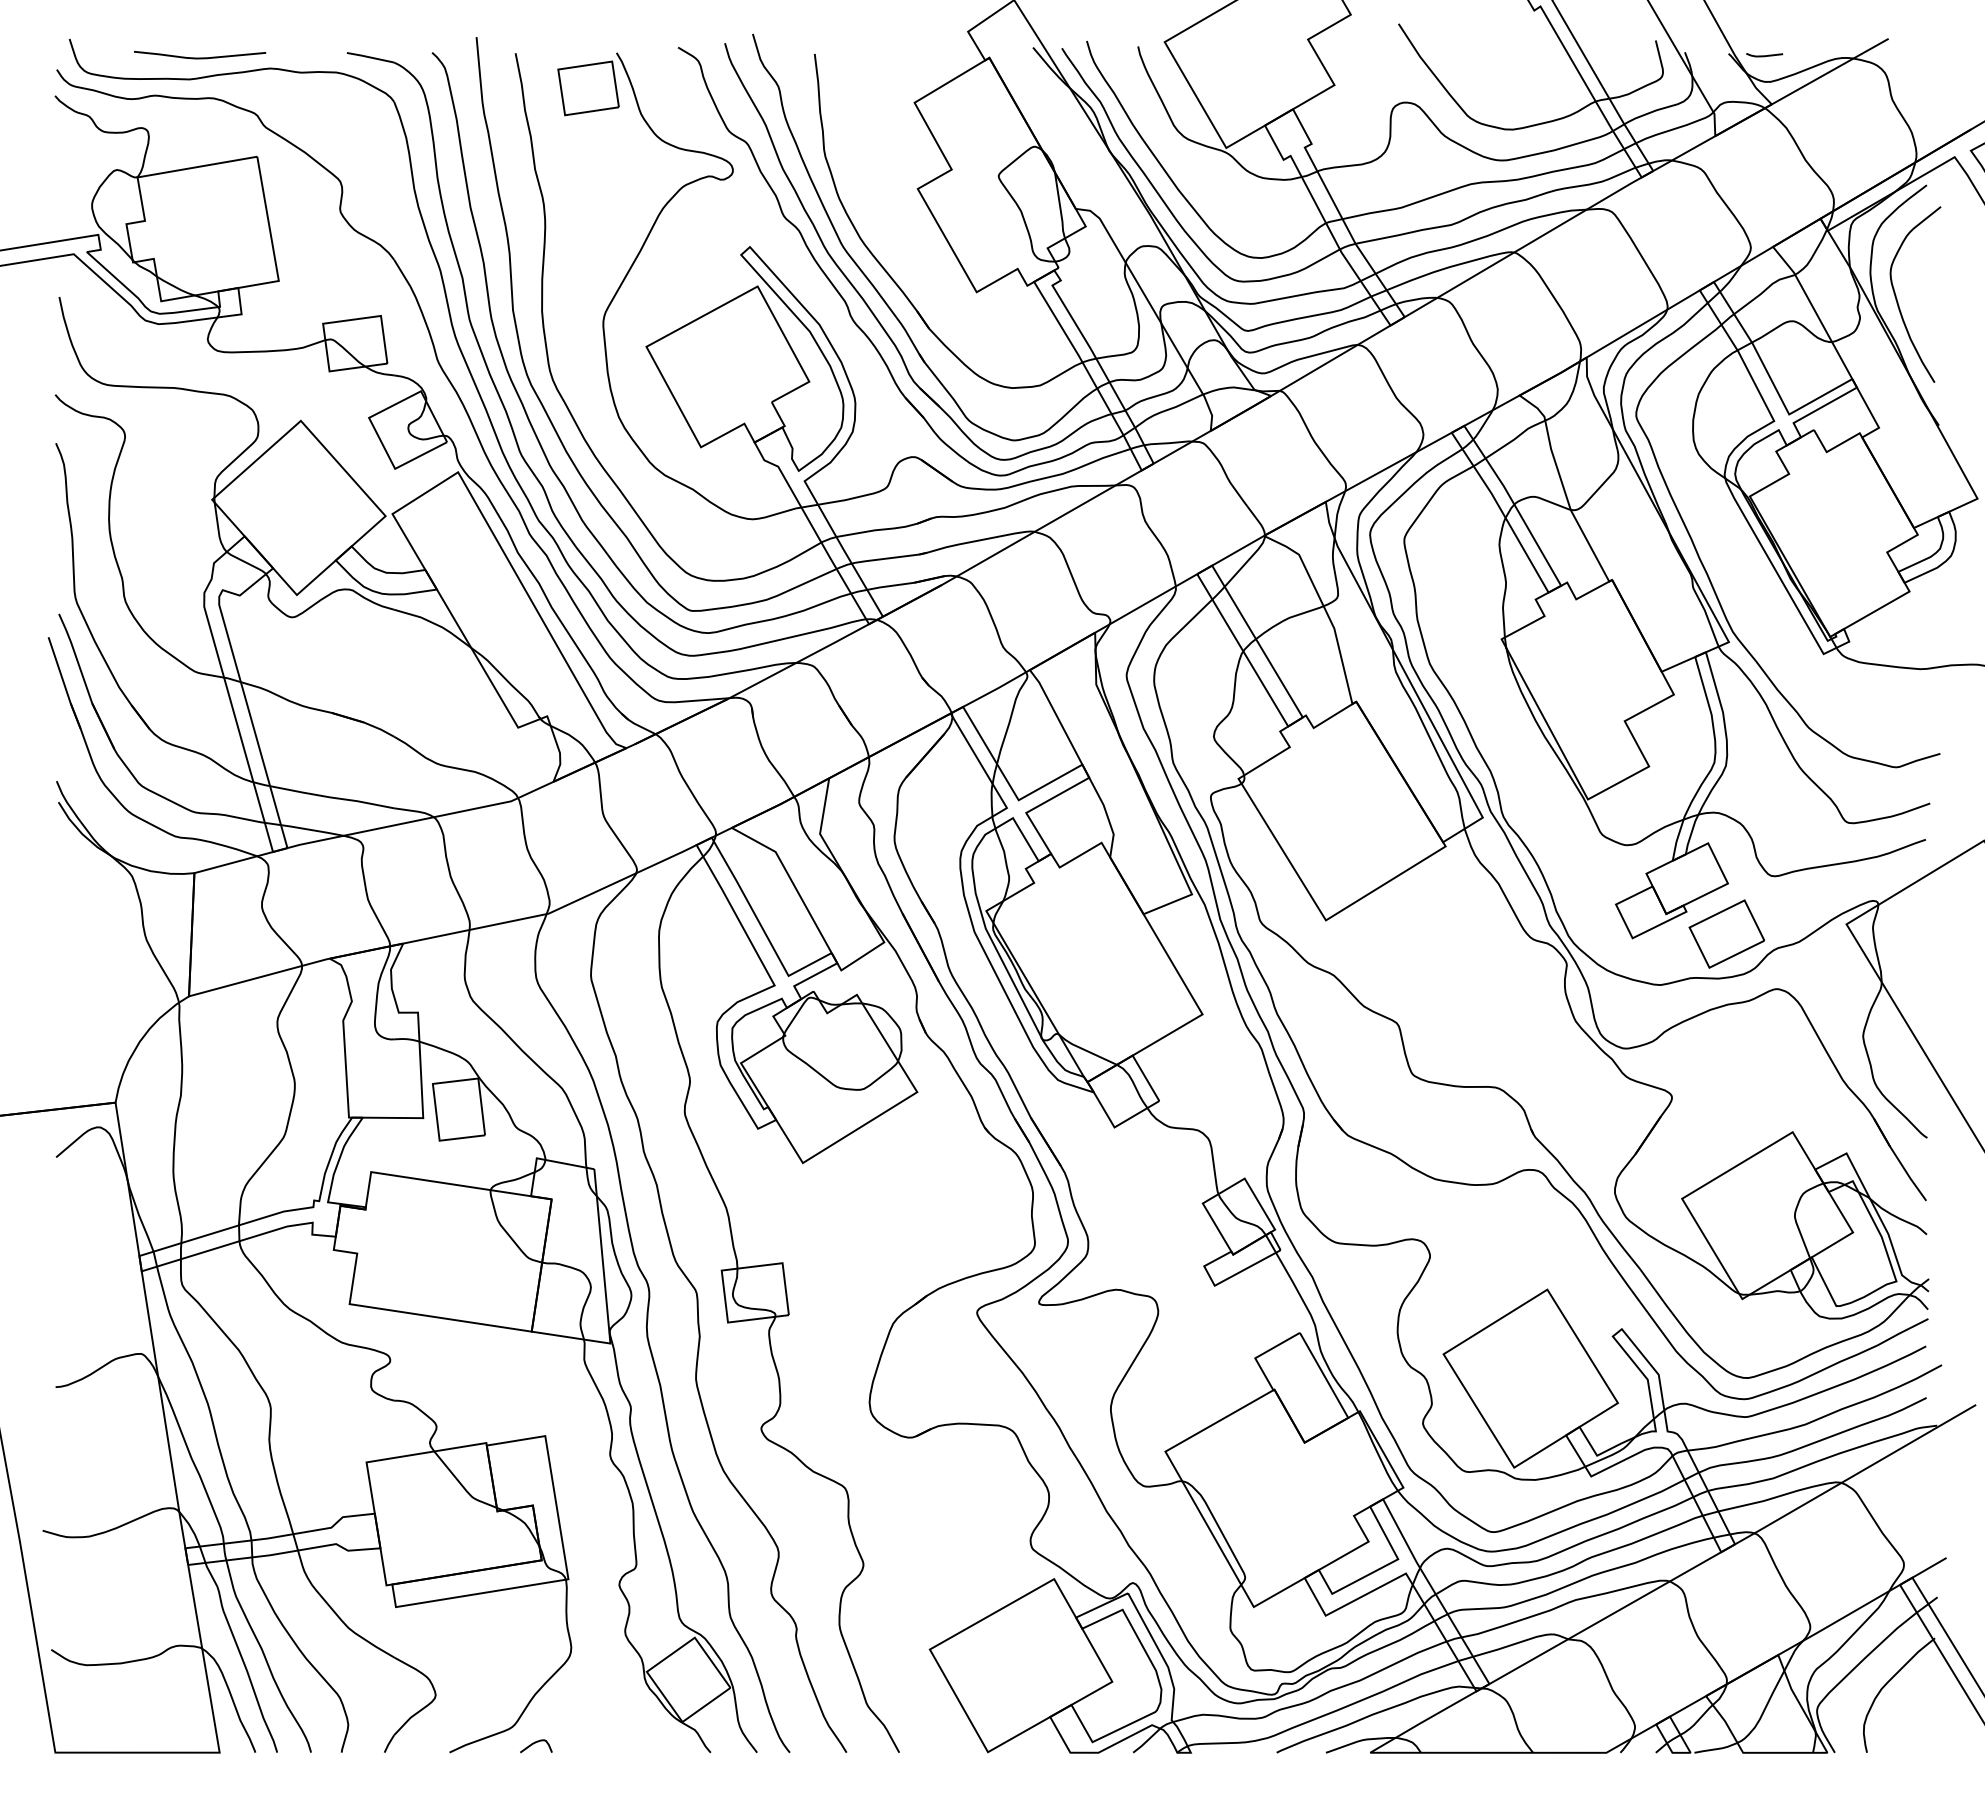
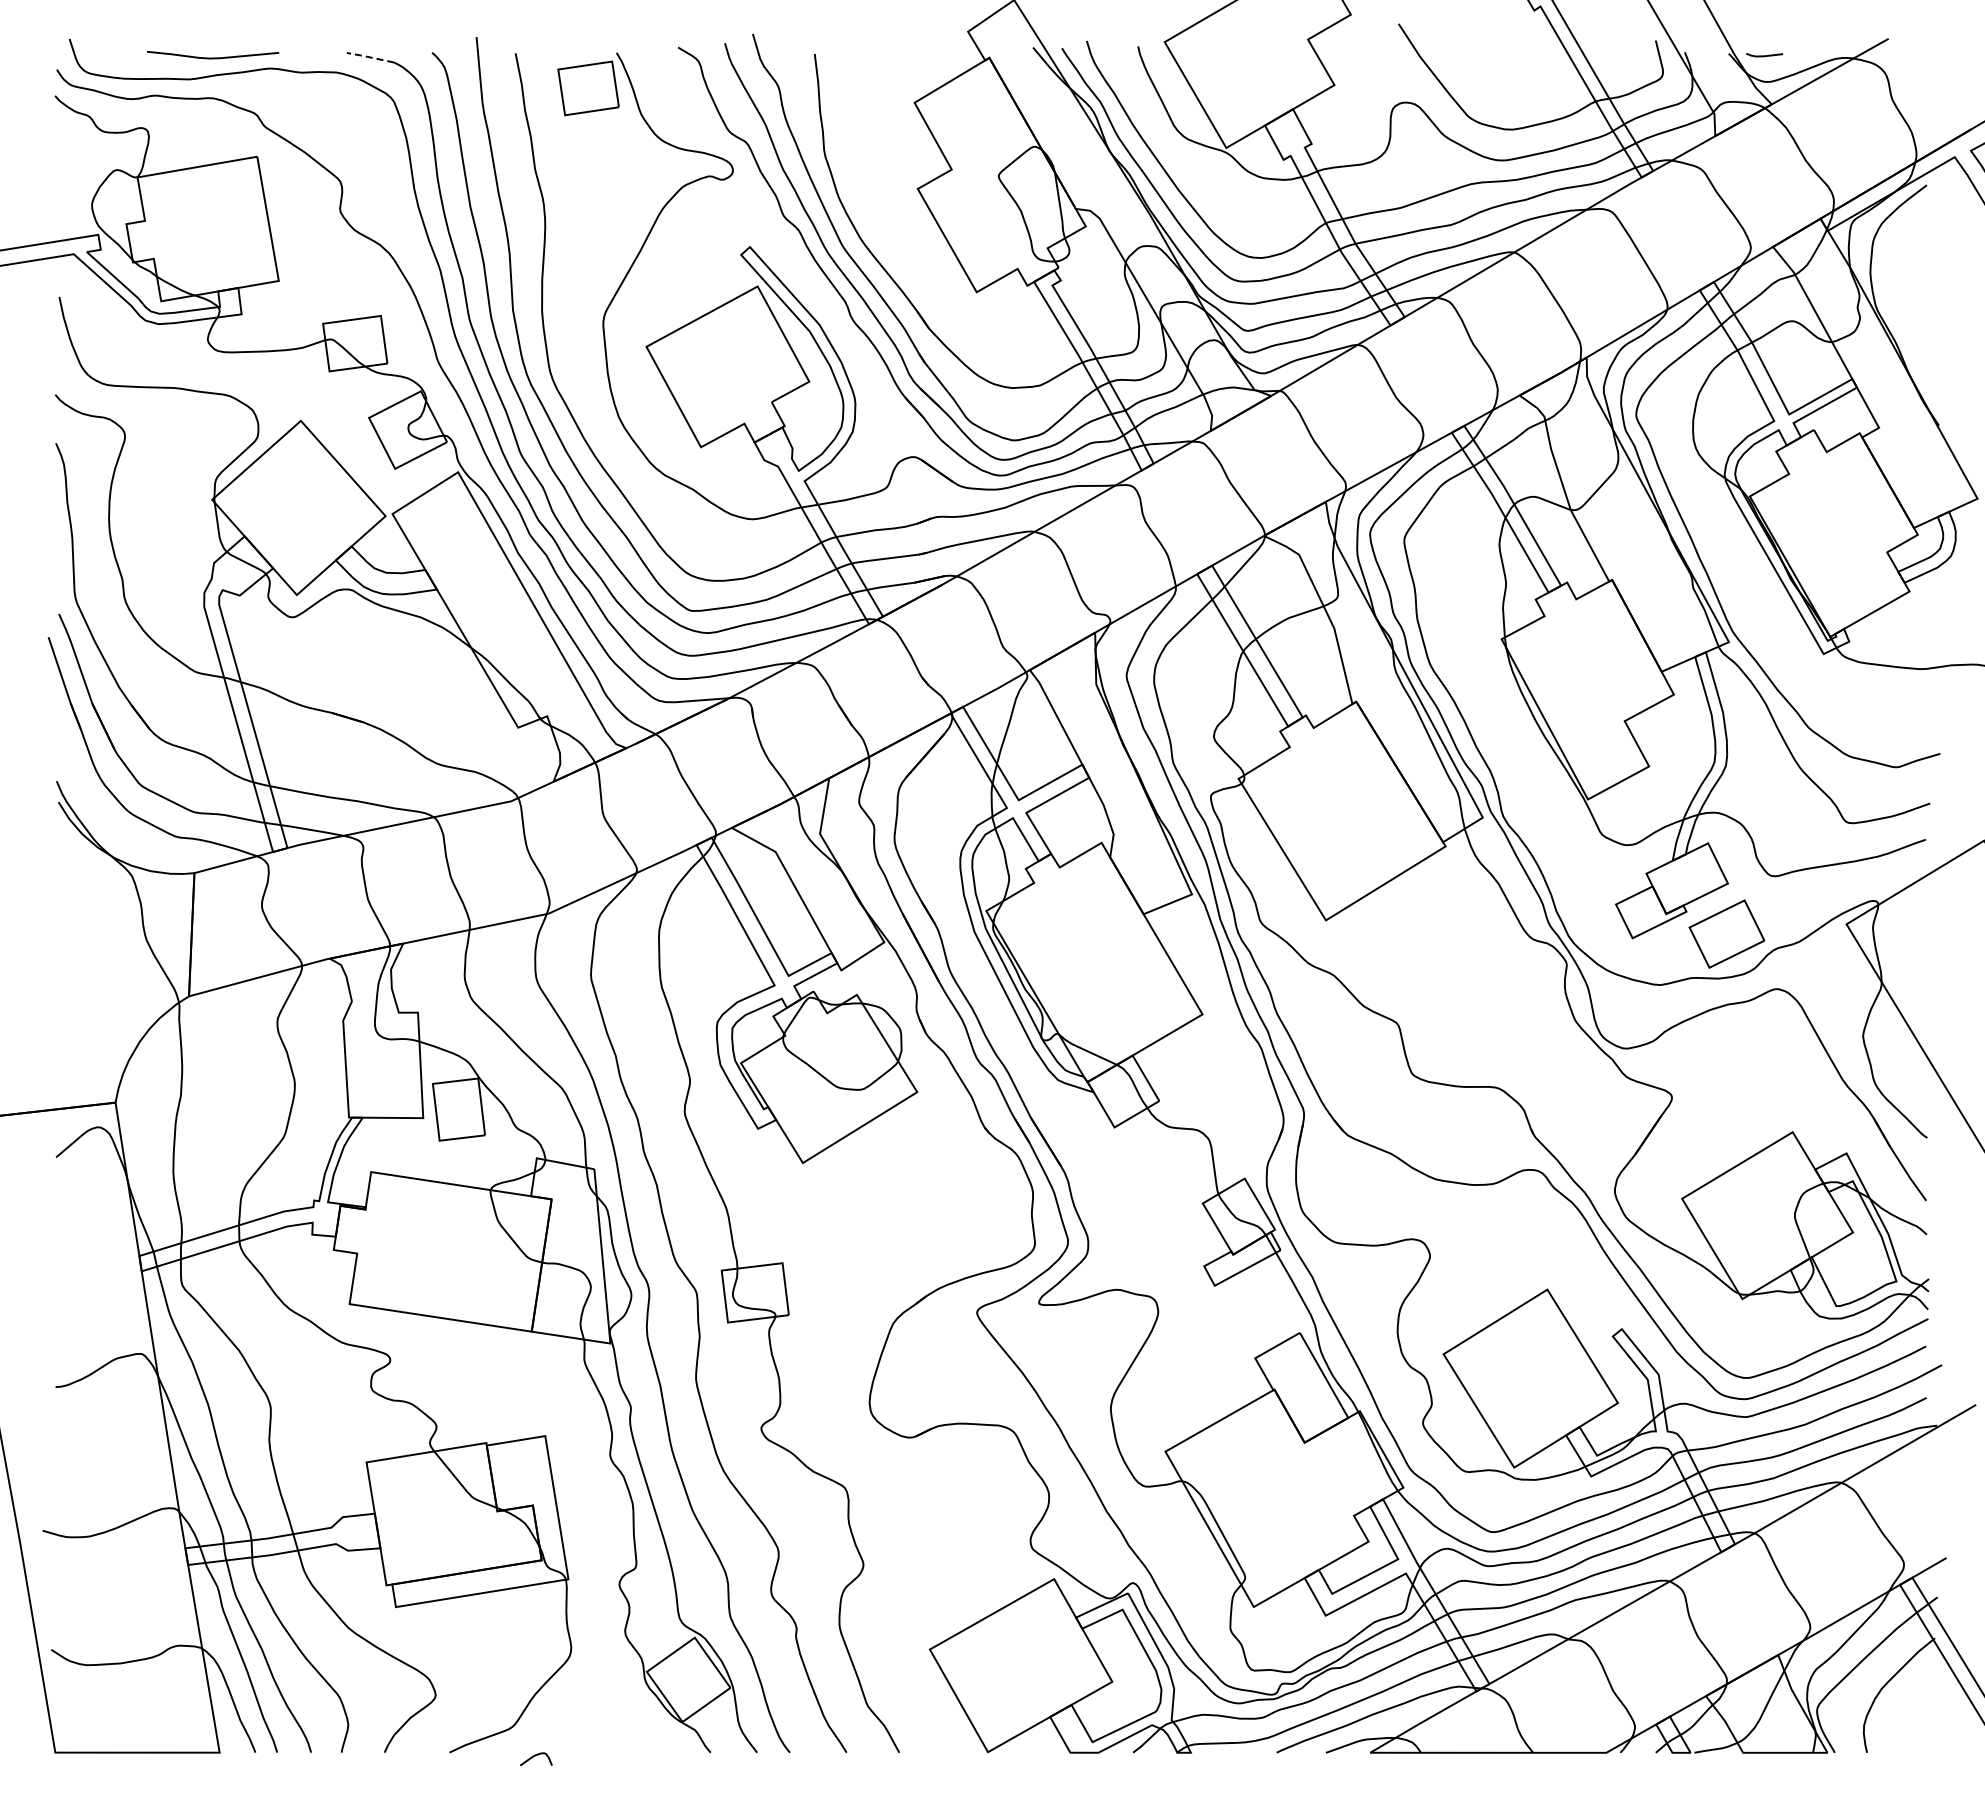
curve position: (200, 57) -> (213, 57) (213, 57)
line: solid -> dashed (369, 57)
curve: present -> none (1897, 298)
curve position: (535, 1743) -> (535, 1756) (535, 1756)
